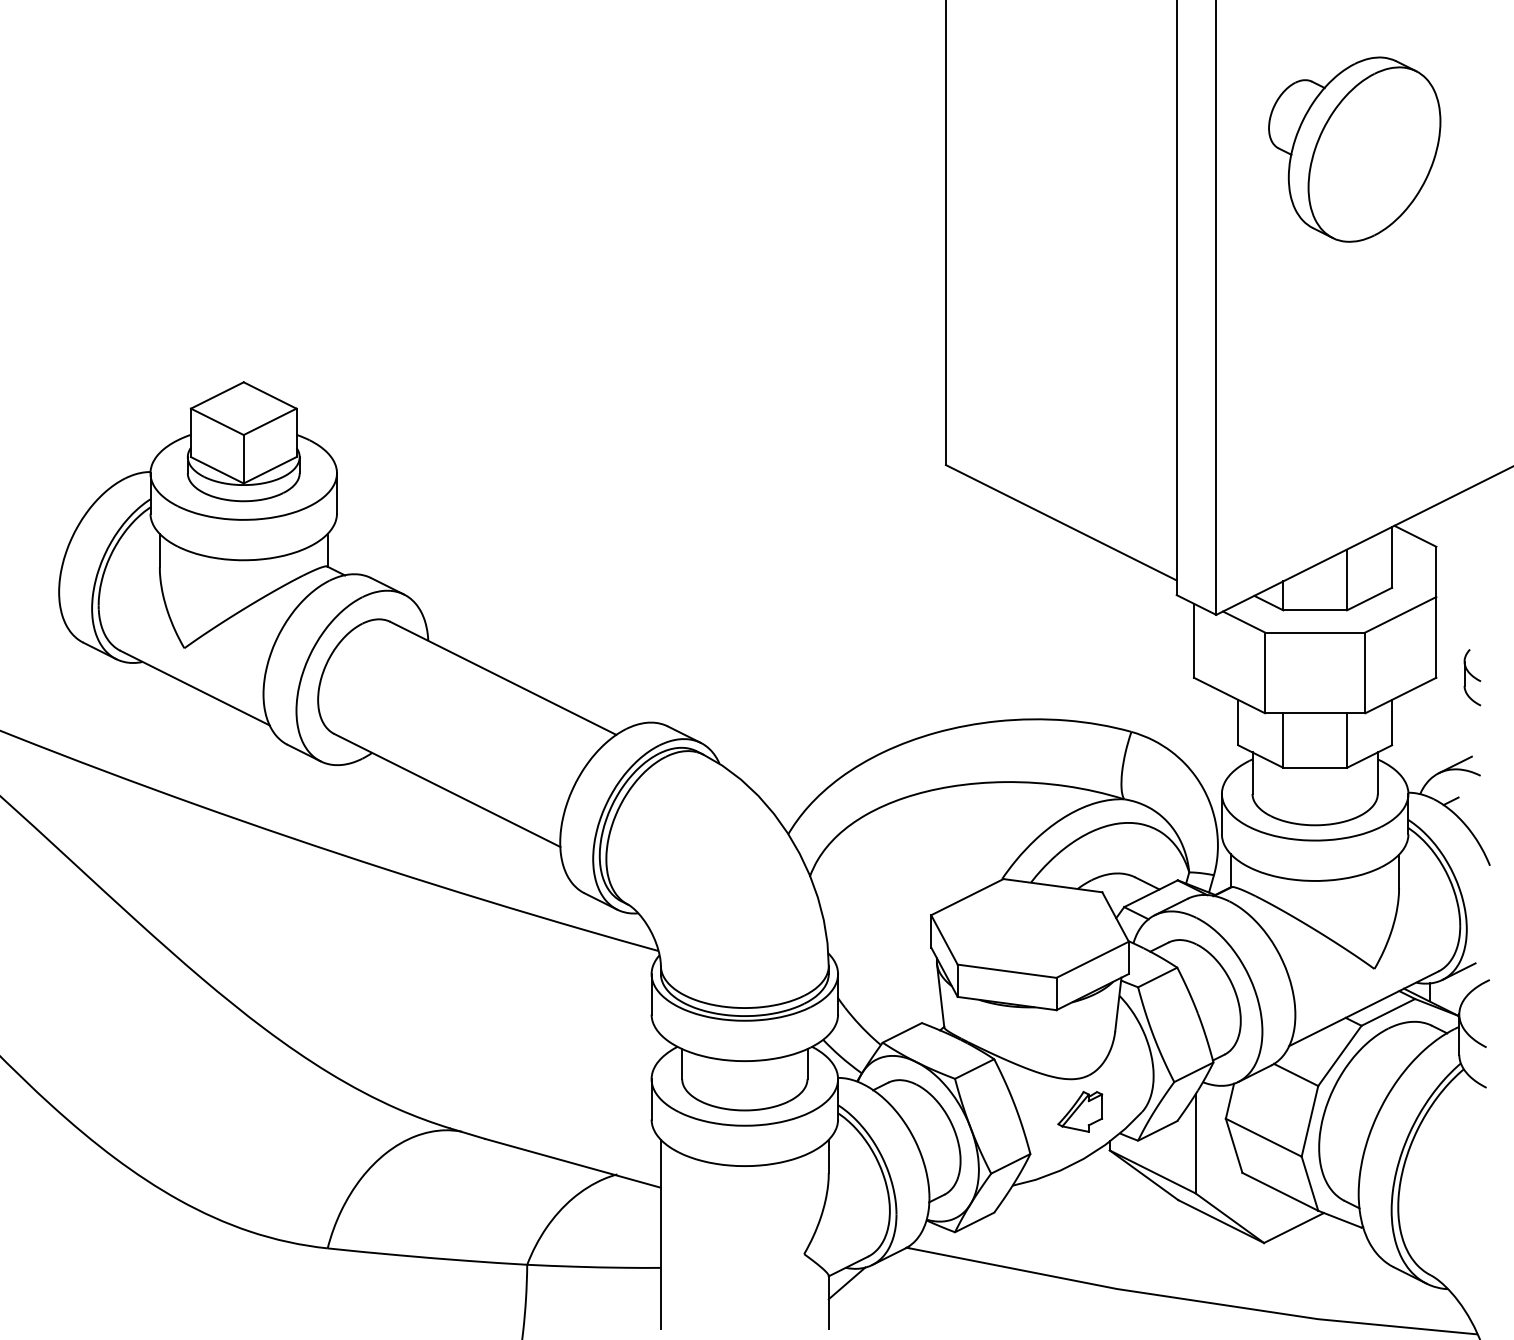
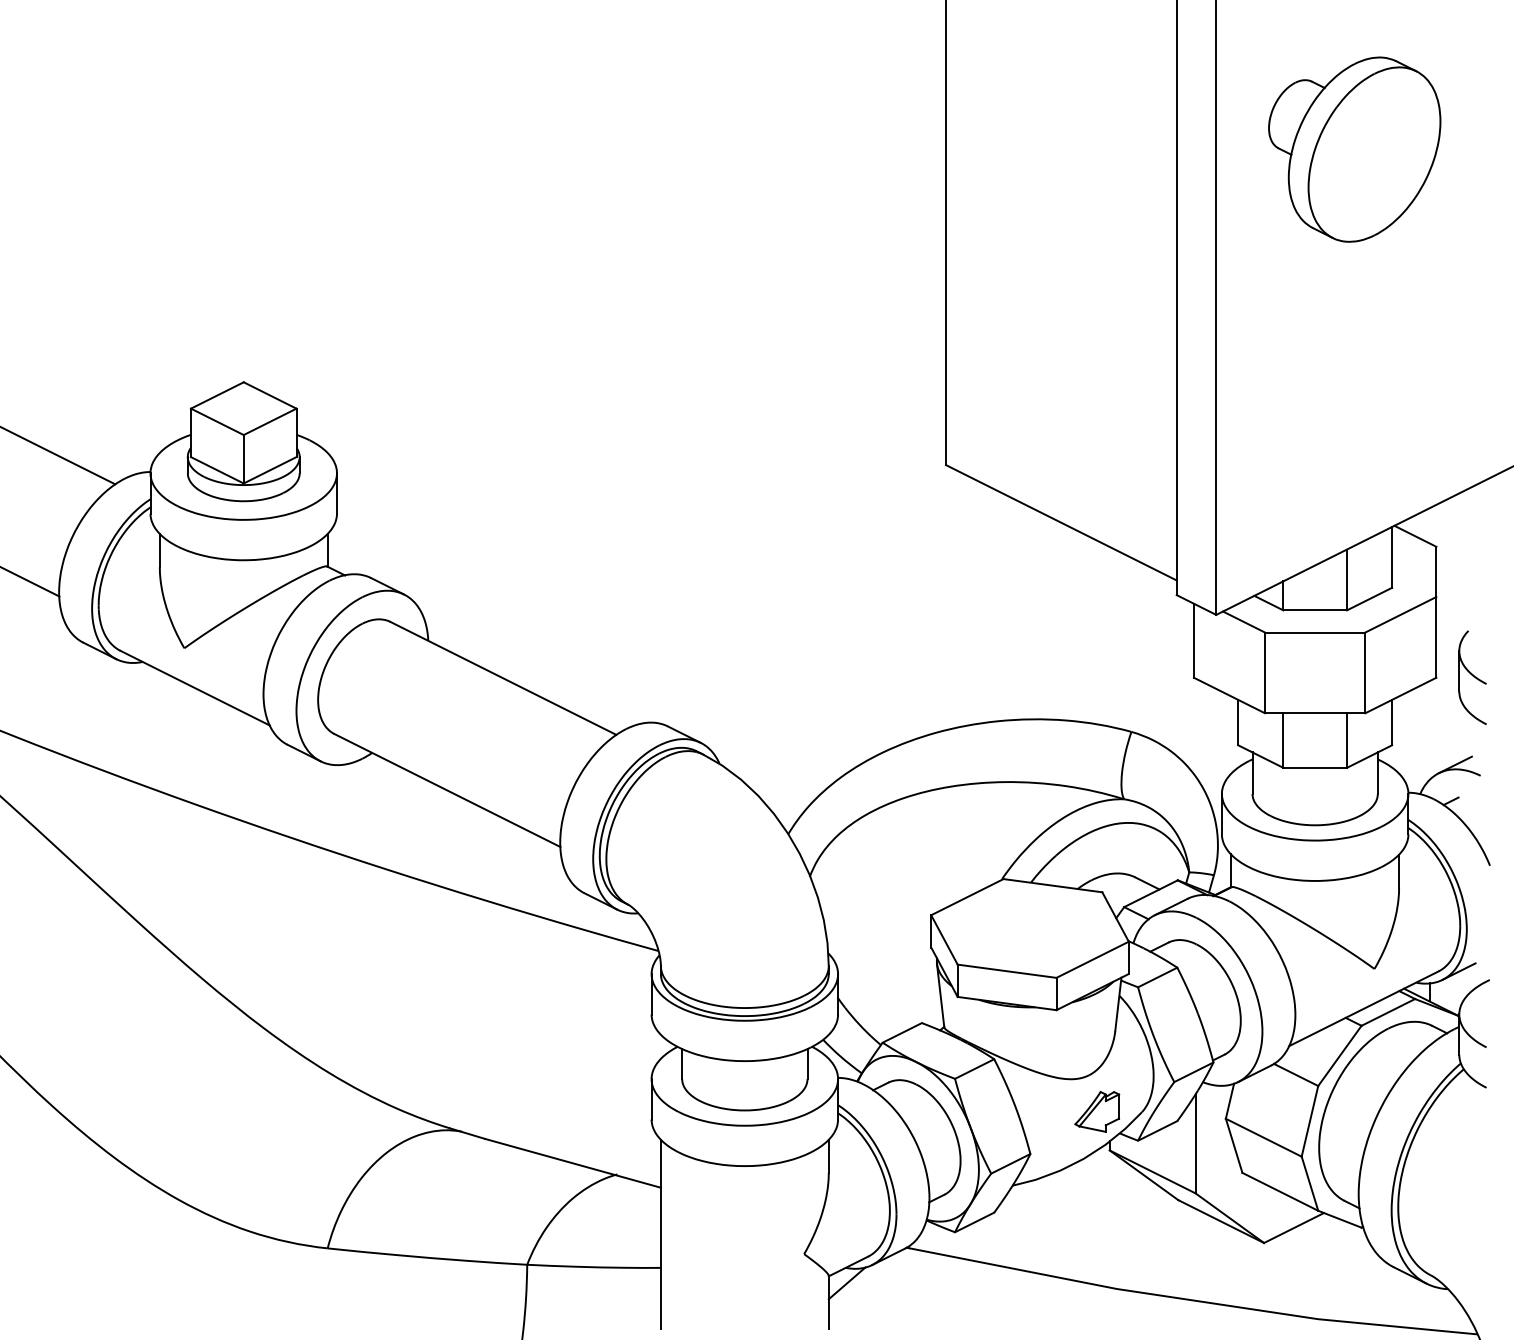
line: none -> present (58, 455)
line: none -> present (30, 581)
part size: 19x58 px -> 29x95 px (1472, 677)
part position: (1080, 1111) -> (1097, 1111) (1097, 1111)
